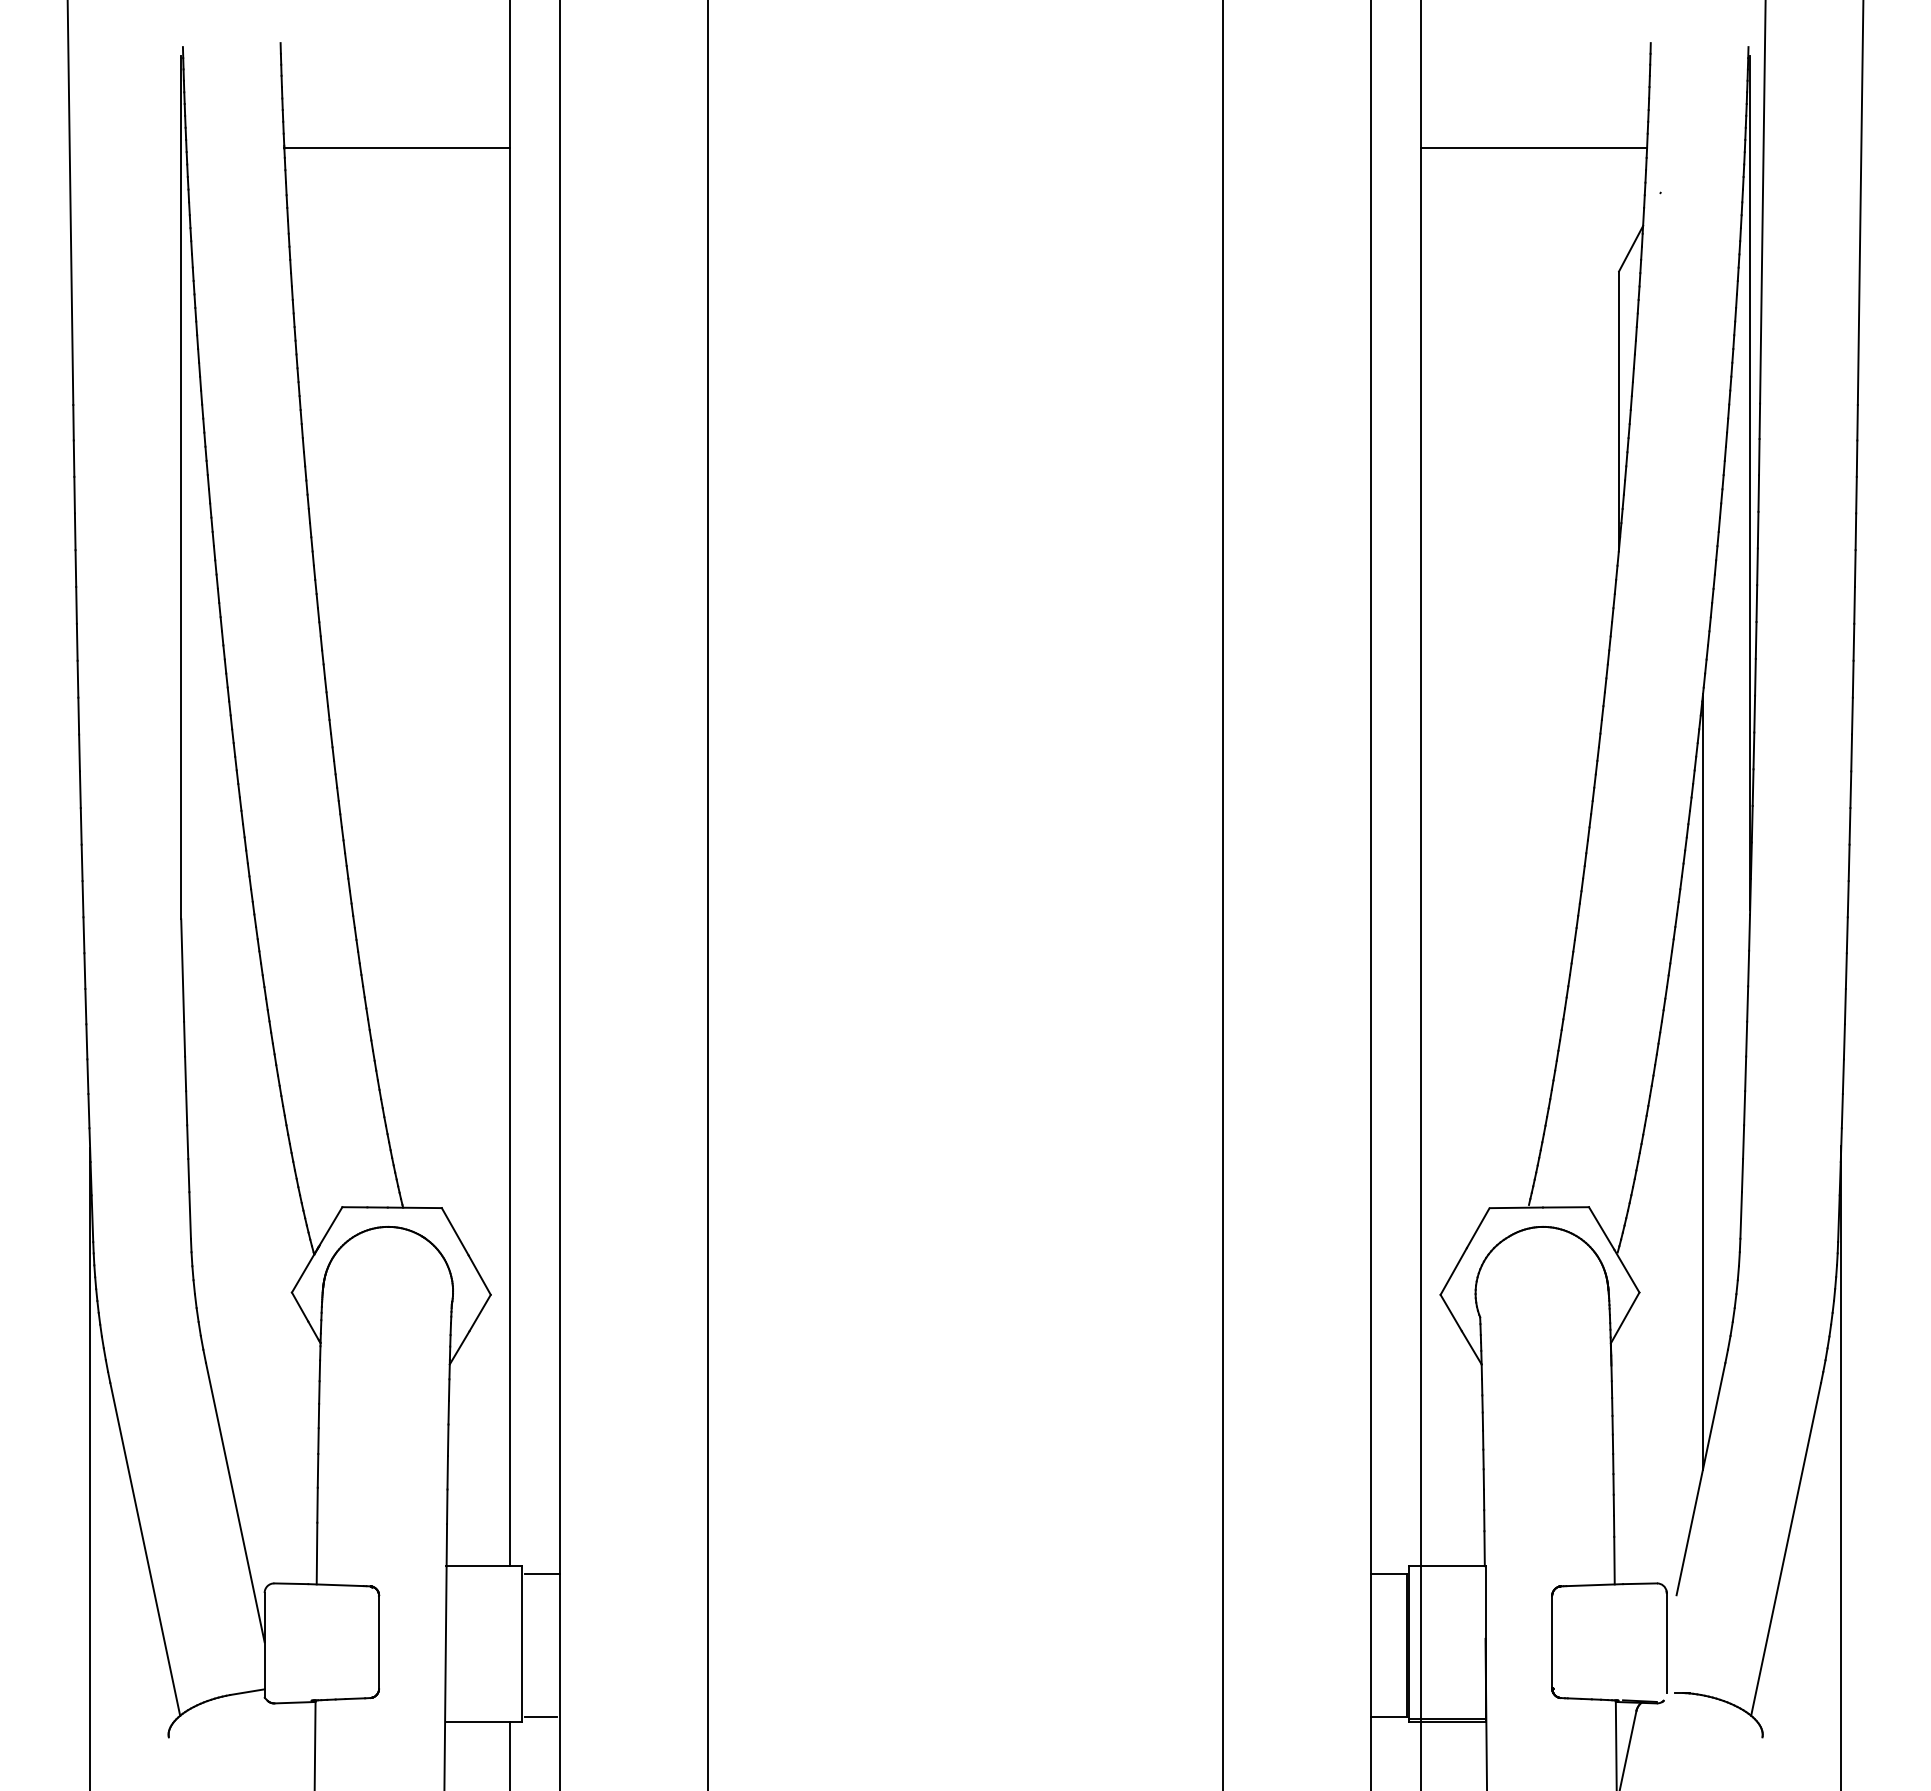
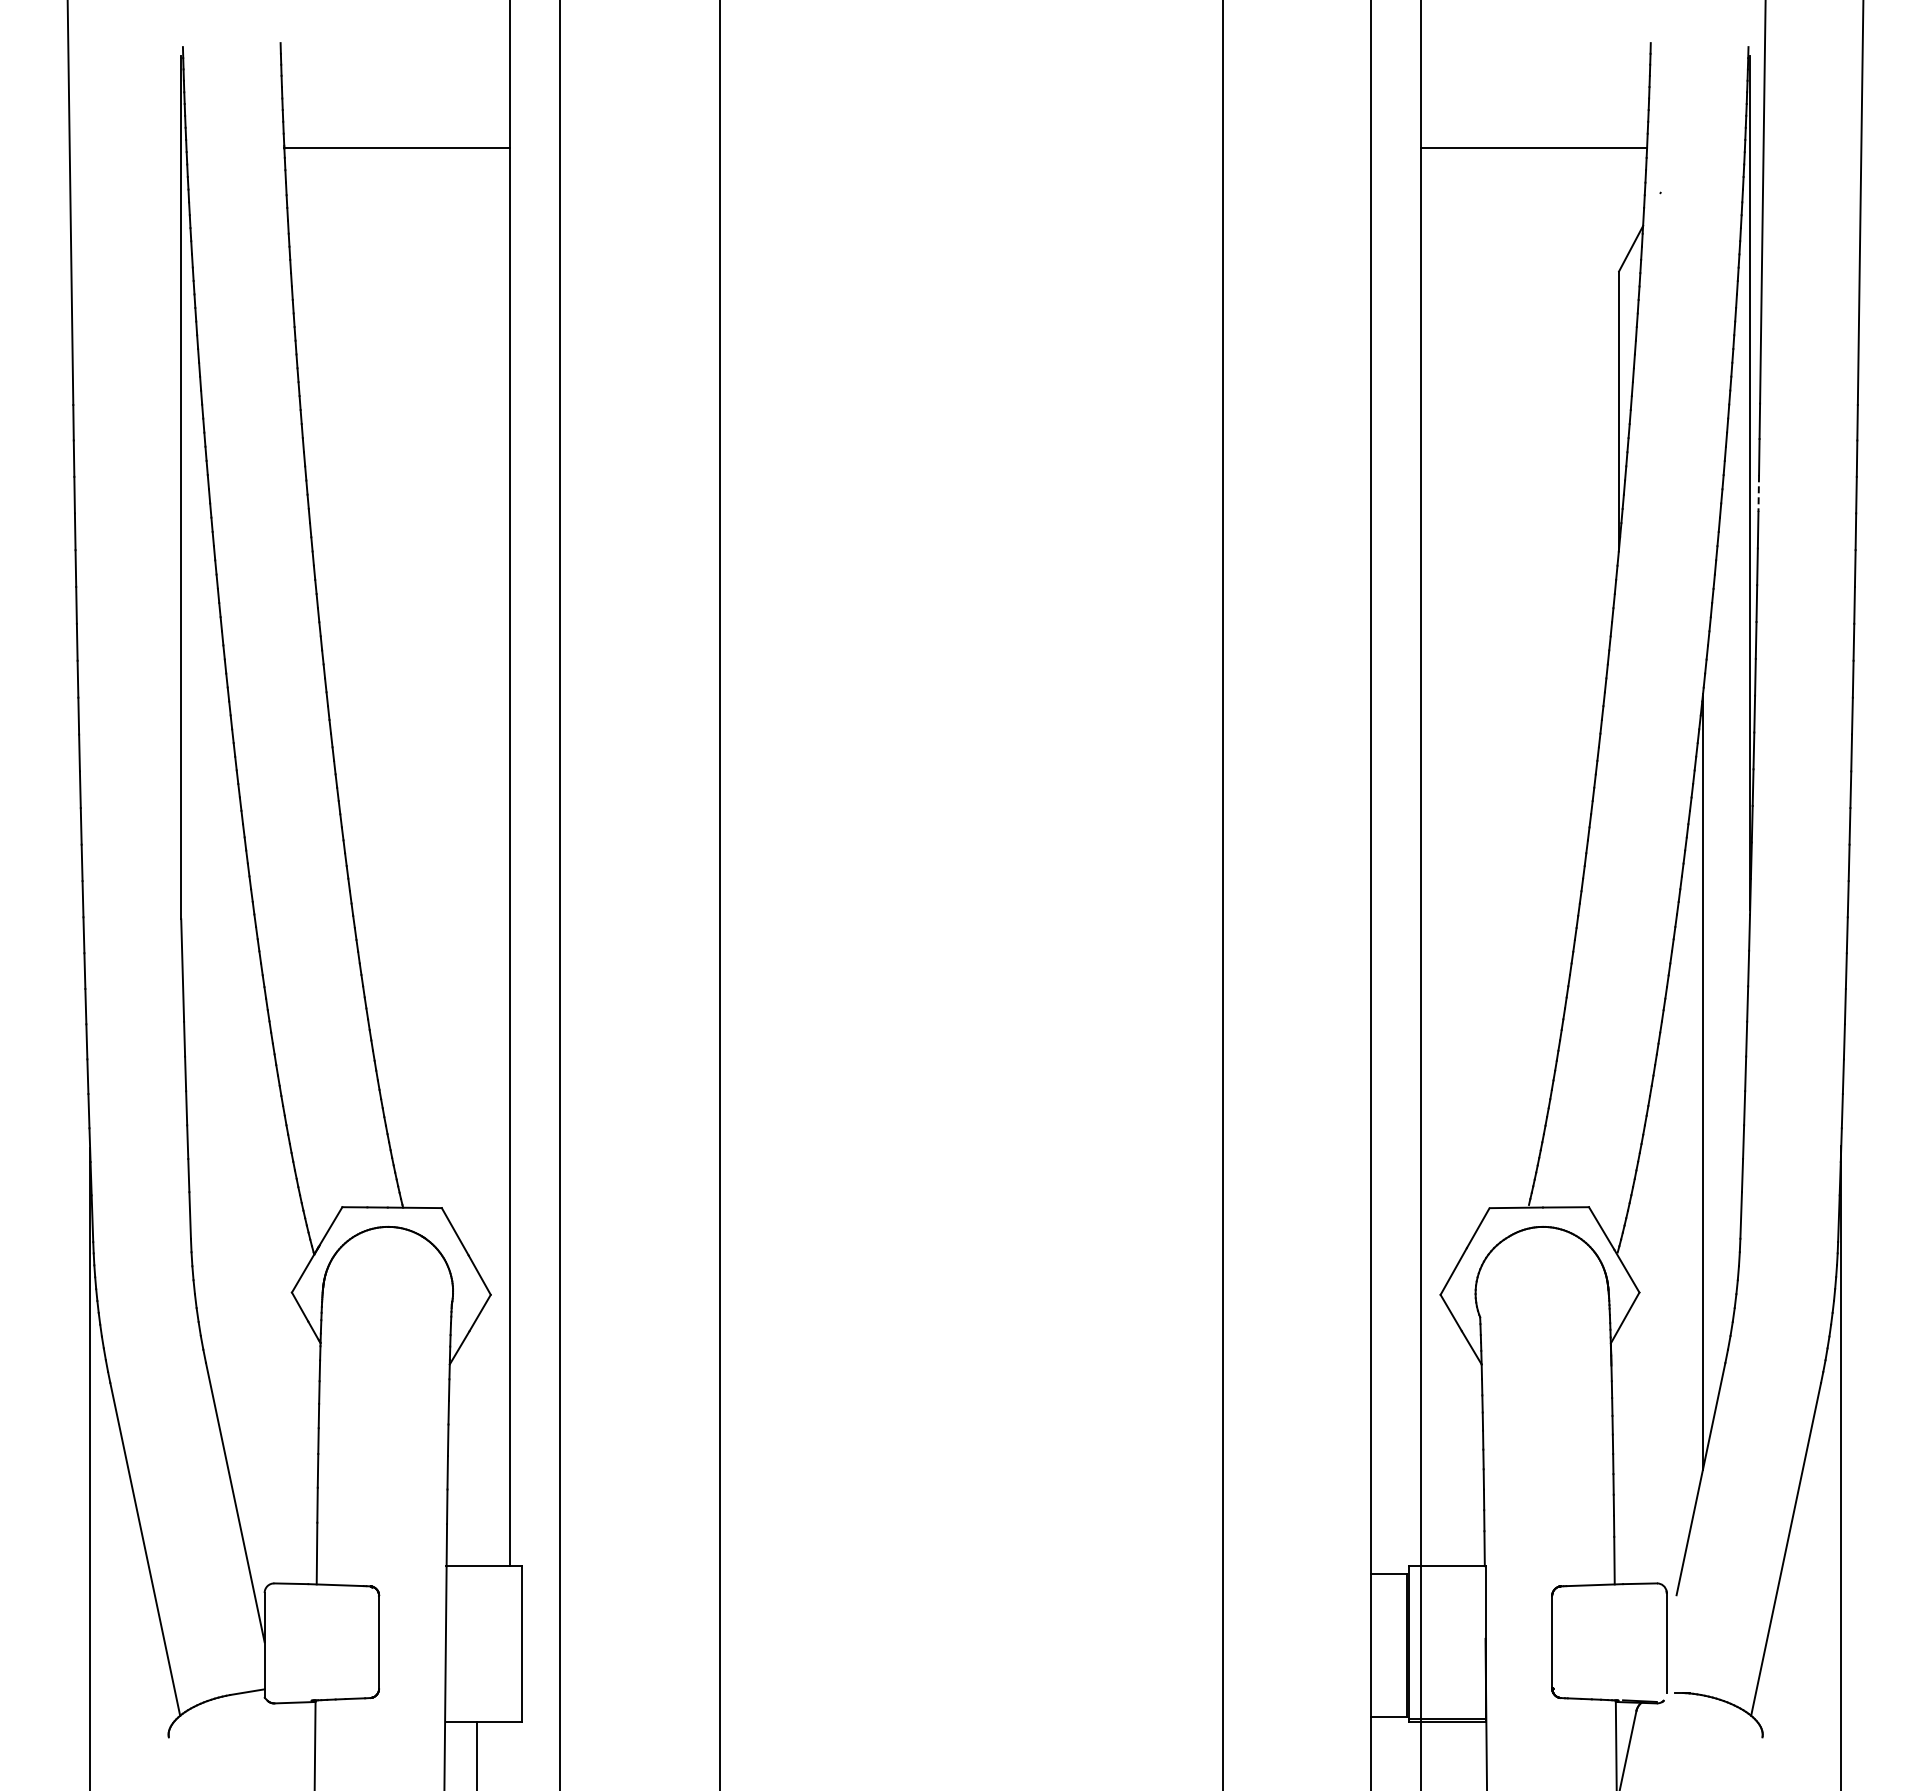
line: solid -> dashed (1758, 494)
line position: (708, 894) -> (720, 894) (720, 894)
line: present -> none (542, 1573)
line: present -> none (540, 1716)
line position: (510, 1754) -> (477, 1754) (477, 1754)
